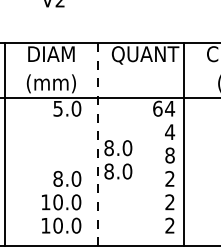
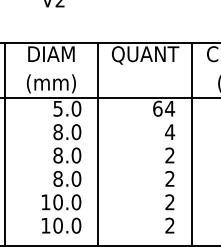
line position: (183, 143) -> (191, 143) (191, 143)
line: dashed -> solid (98, 144)
text: 8 -> 2 (169, 155)
text position: (118, 159) -> (67, 143) (67, 143)
